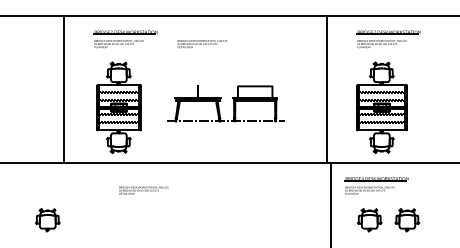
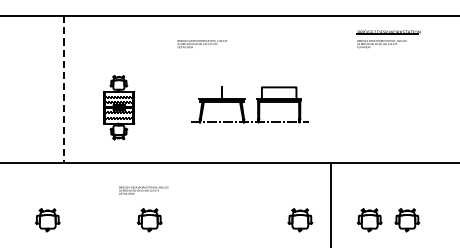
part: present -> none (125, 39)
line: present -> none (326, 89)
line: solid -> dashed (63, 90)
part position: (225, 103) -> (249, 104) (249, 104)
part size: 46x93 px -> 33x66 px (119, 107)
part: present -> none (381, 107)
part: present -> none (376, 185)
part: none -> present (149, 220)
part: none -> present (300, 220)
